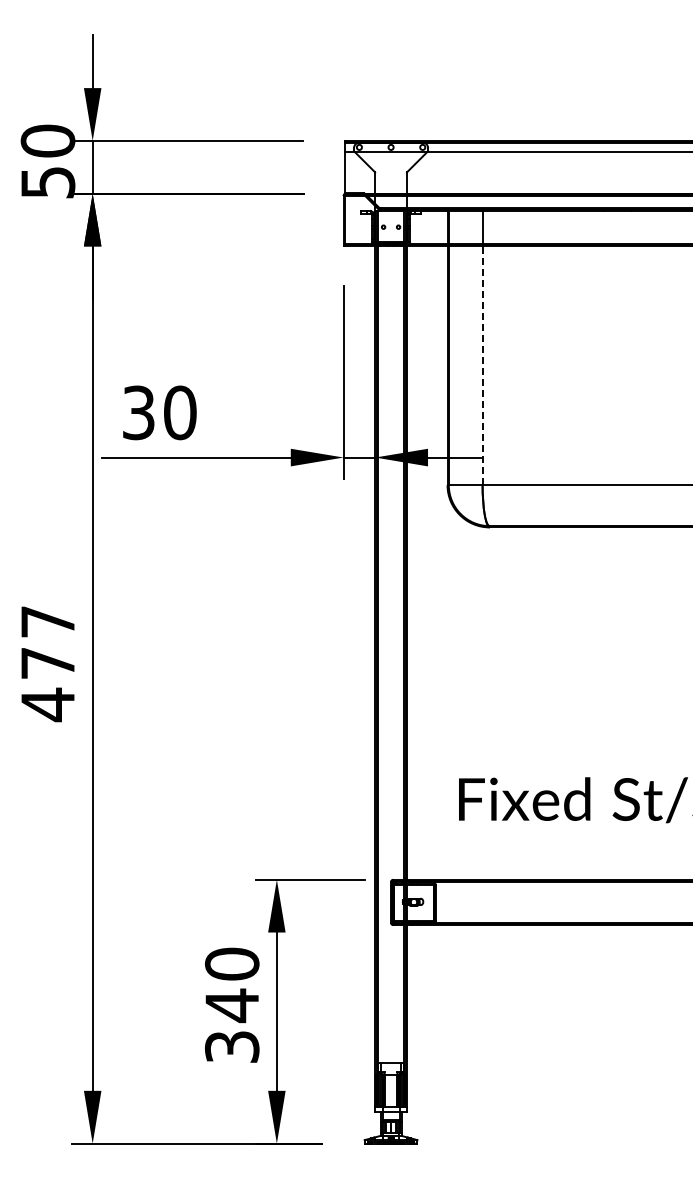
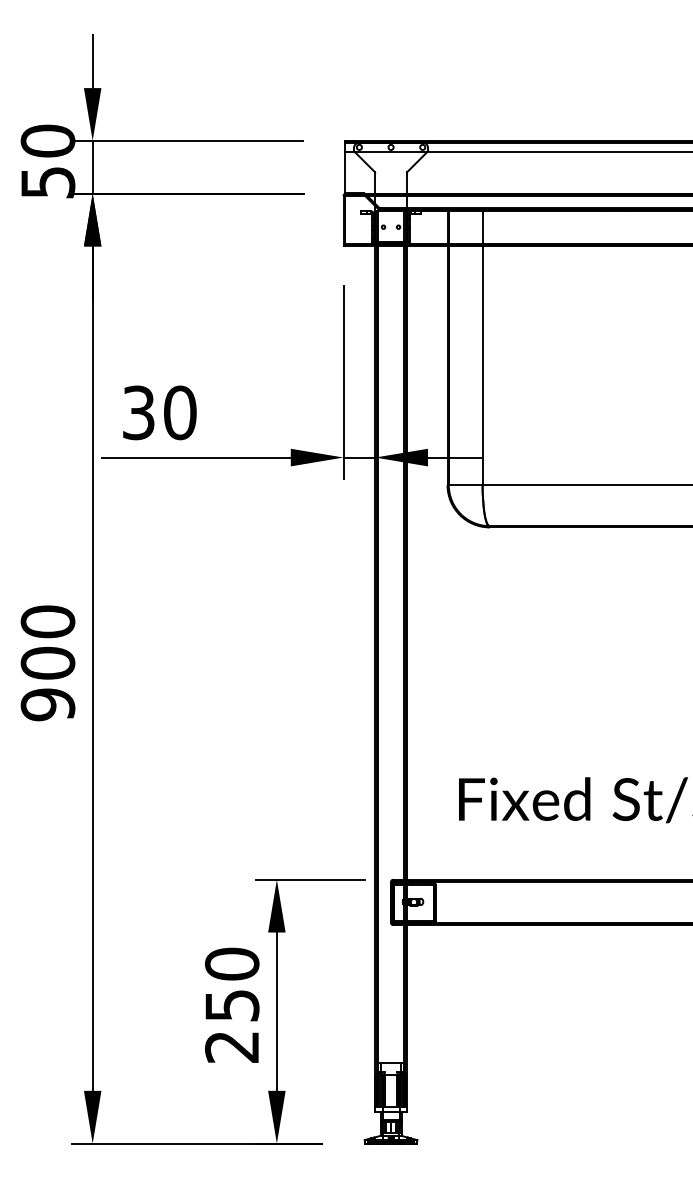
line: dashed -> solid (482, 365)
text: 477 -> 900 (47, 663)
text: 340 -> 250 (232, 1025)
